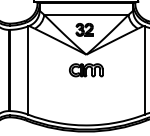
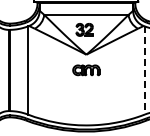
part size: 35x15 px -> 29x13 px (86, 70)
line: solid -> dashed (144, 70)
